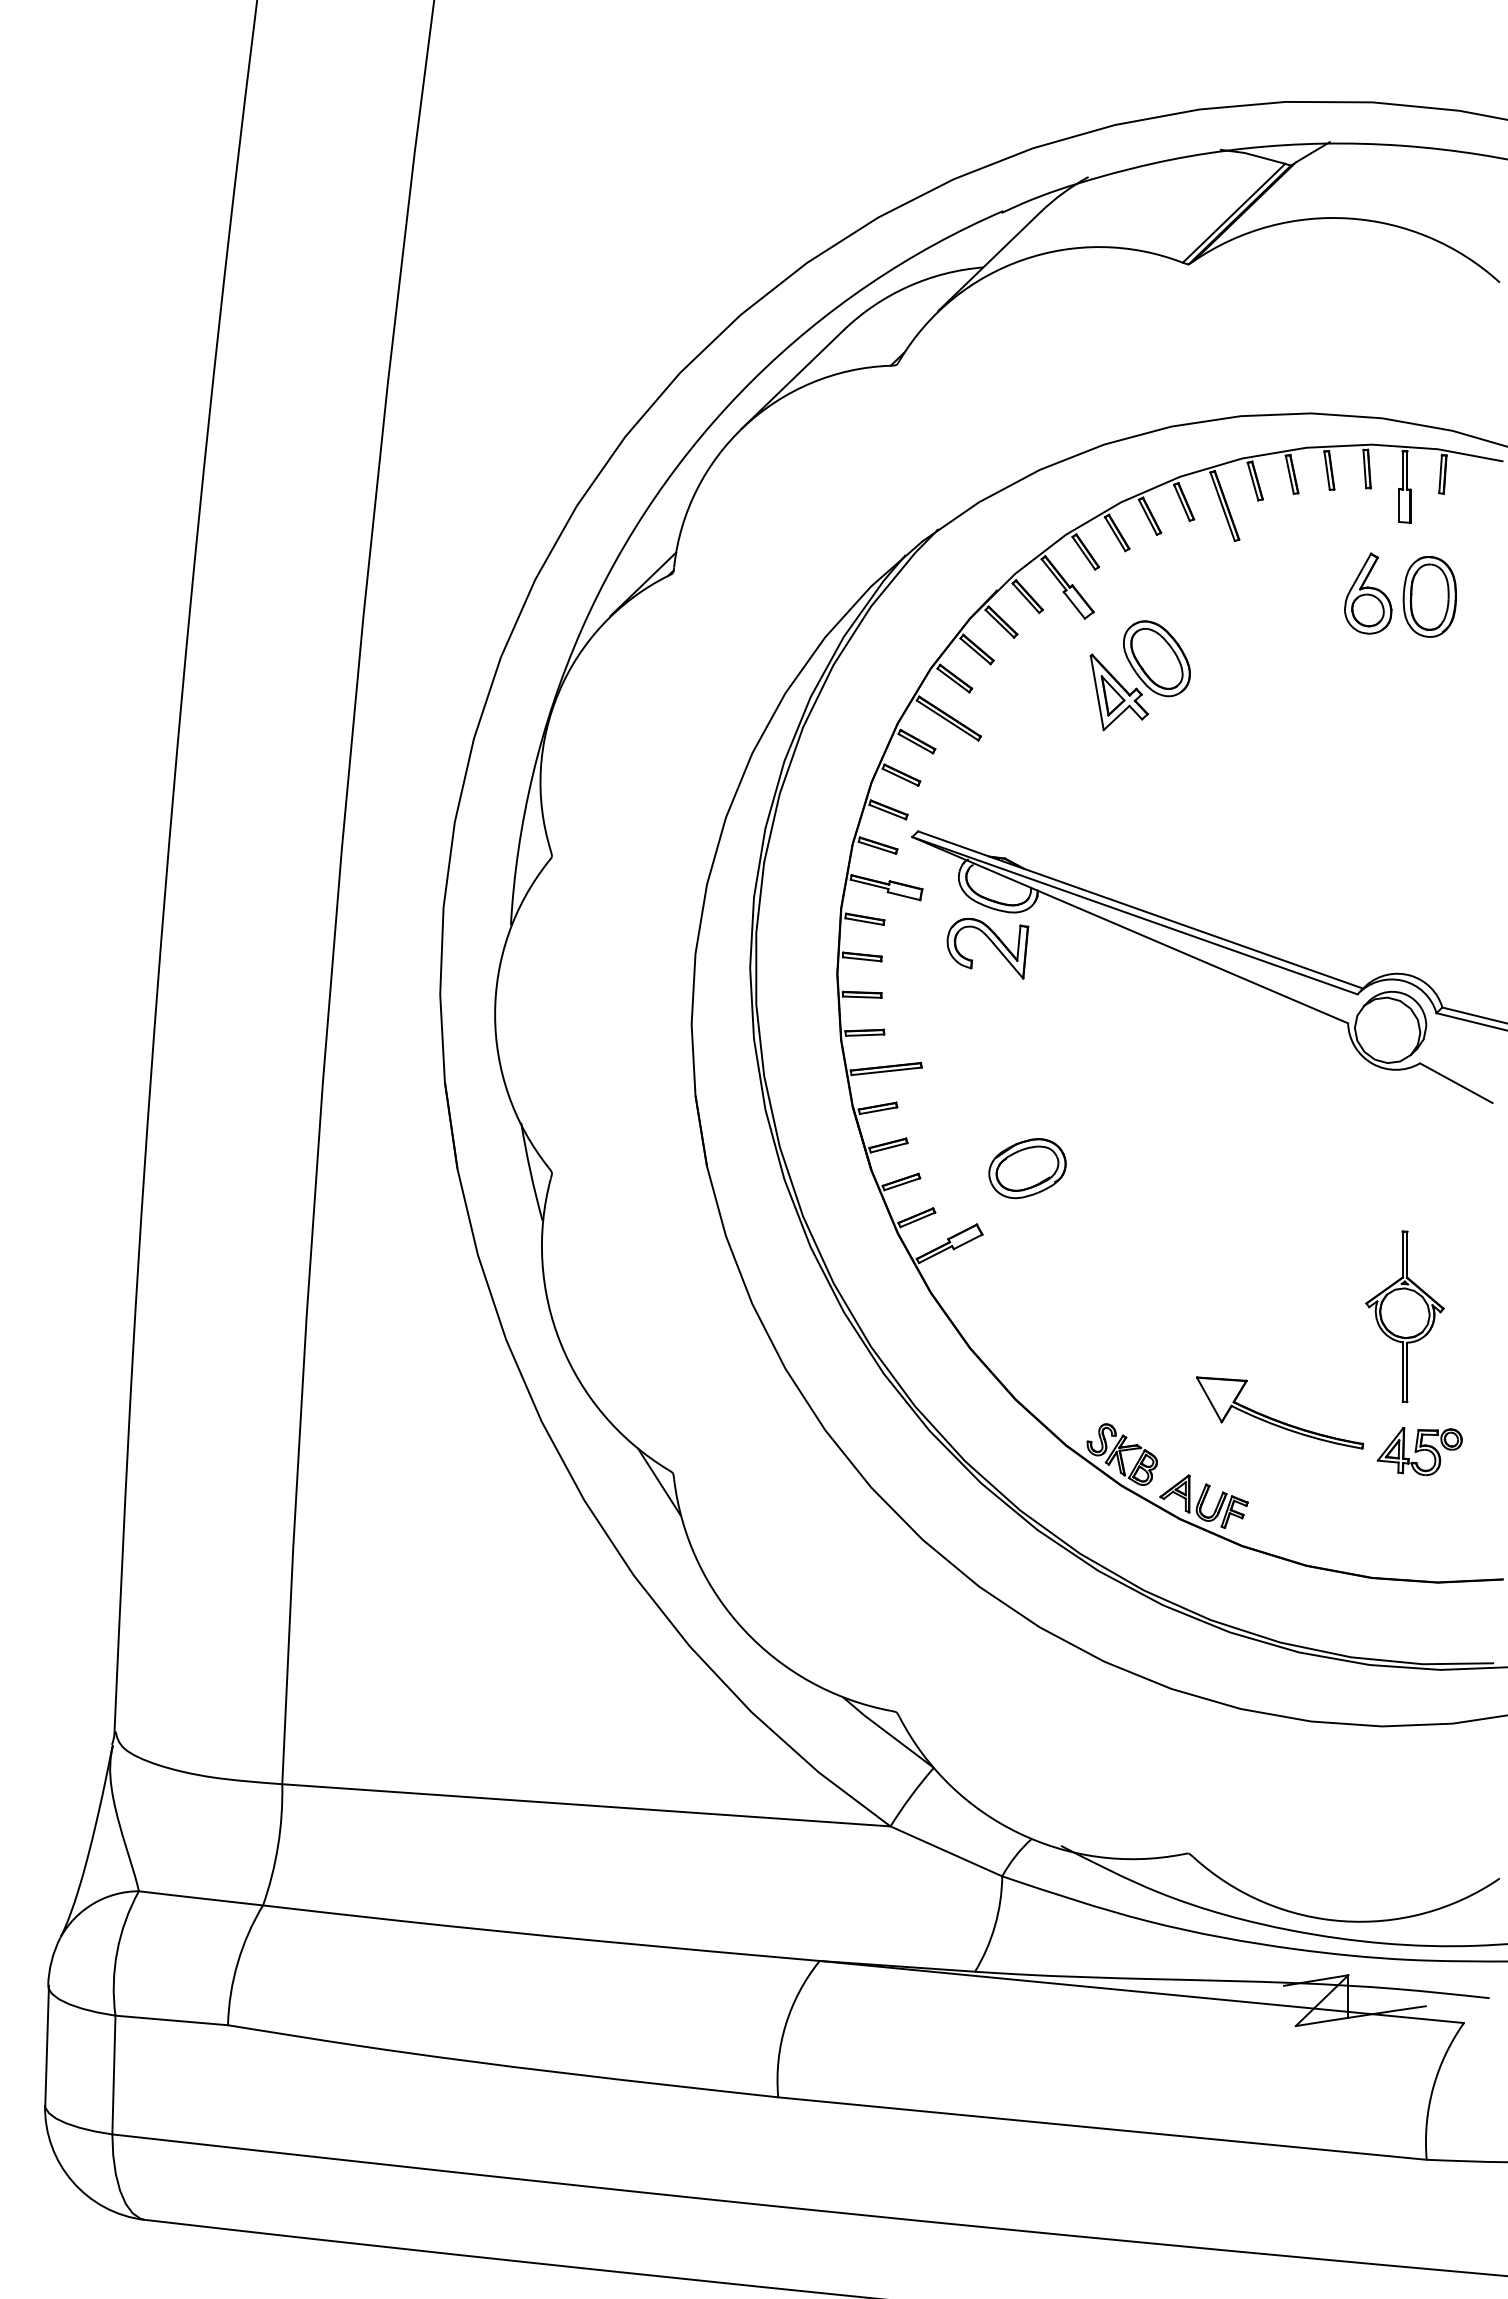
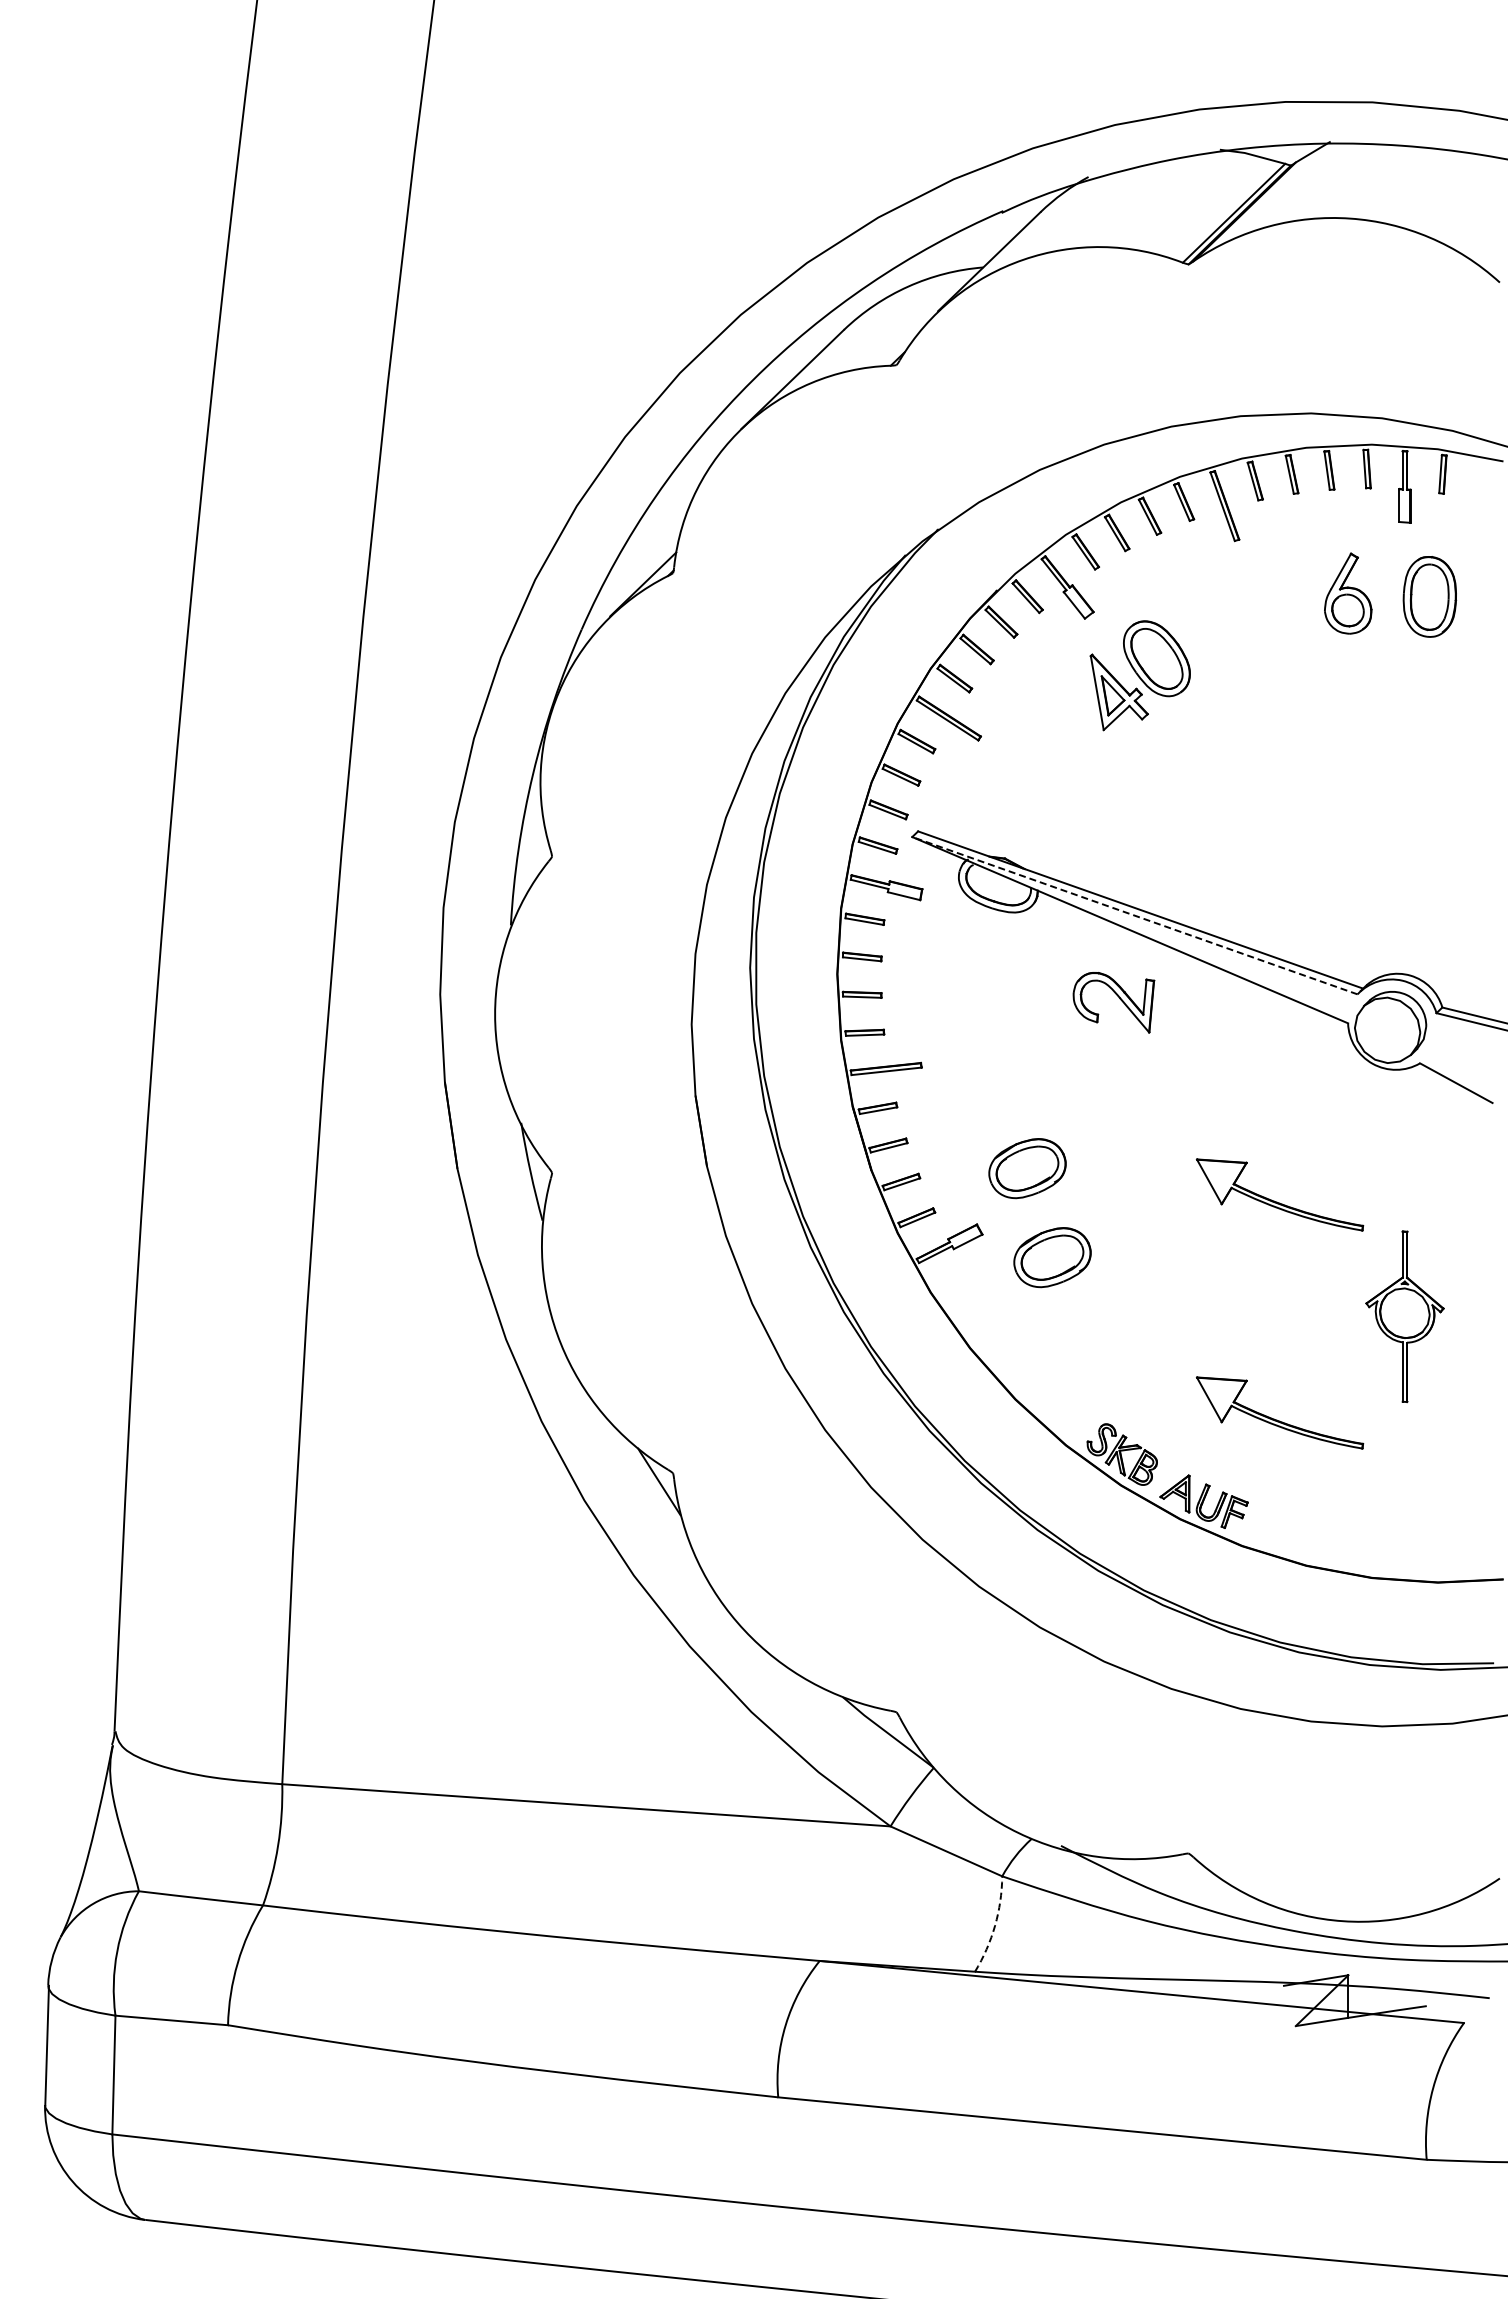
part position: (1368, 593) -> (1348, 593) (1348, 593)
line: solid -> dashed (1134, 915)
part position: (993, 945) -> (1119, 999) (1119, 999)
part: none -> present (1277, 1201)
part: none -> present (1052, 1257)
part: present -> none (1419, 1451)
arc: solid -> dashed (995, 1925)
